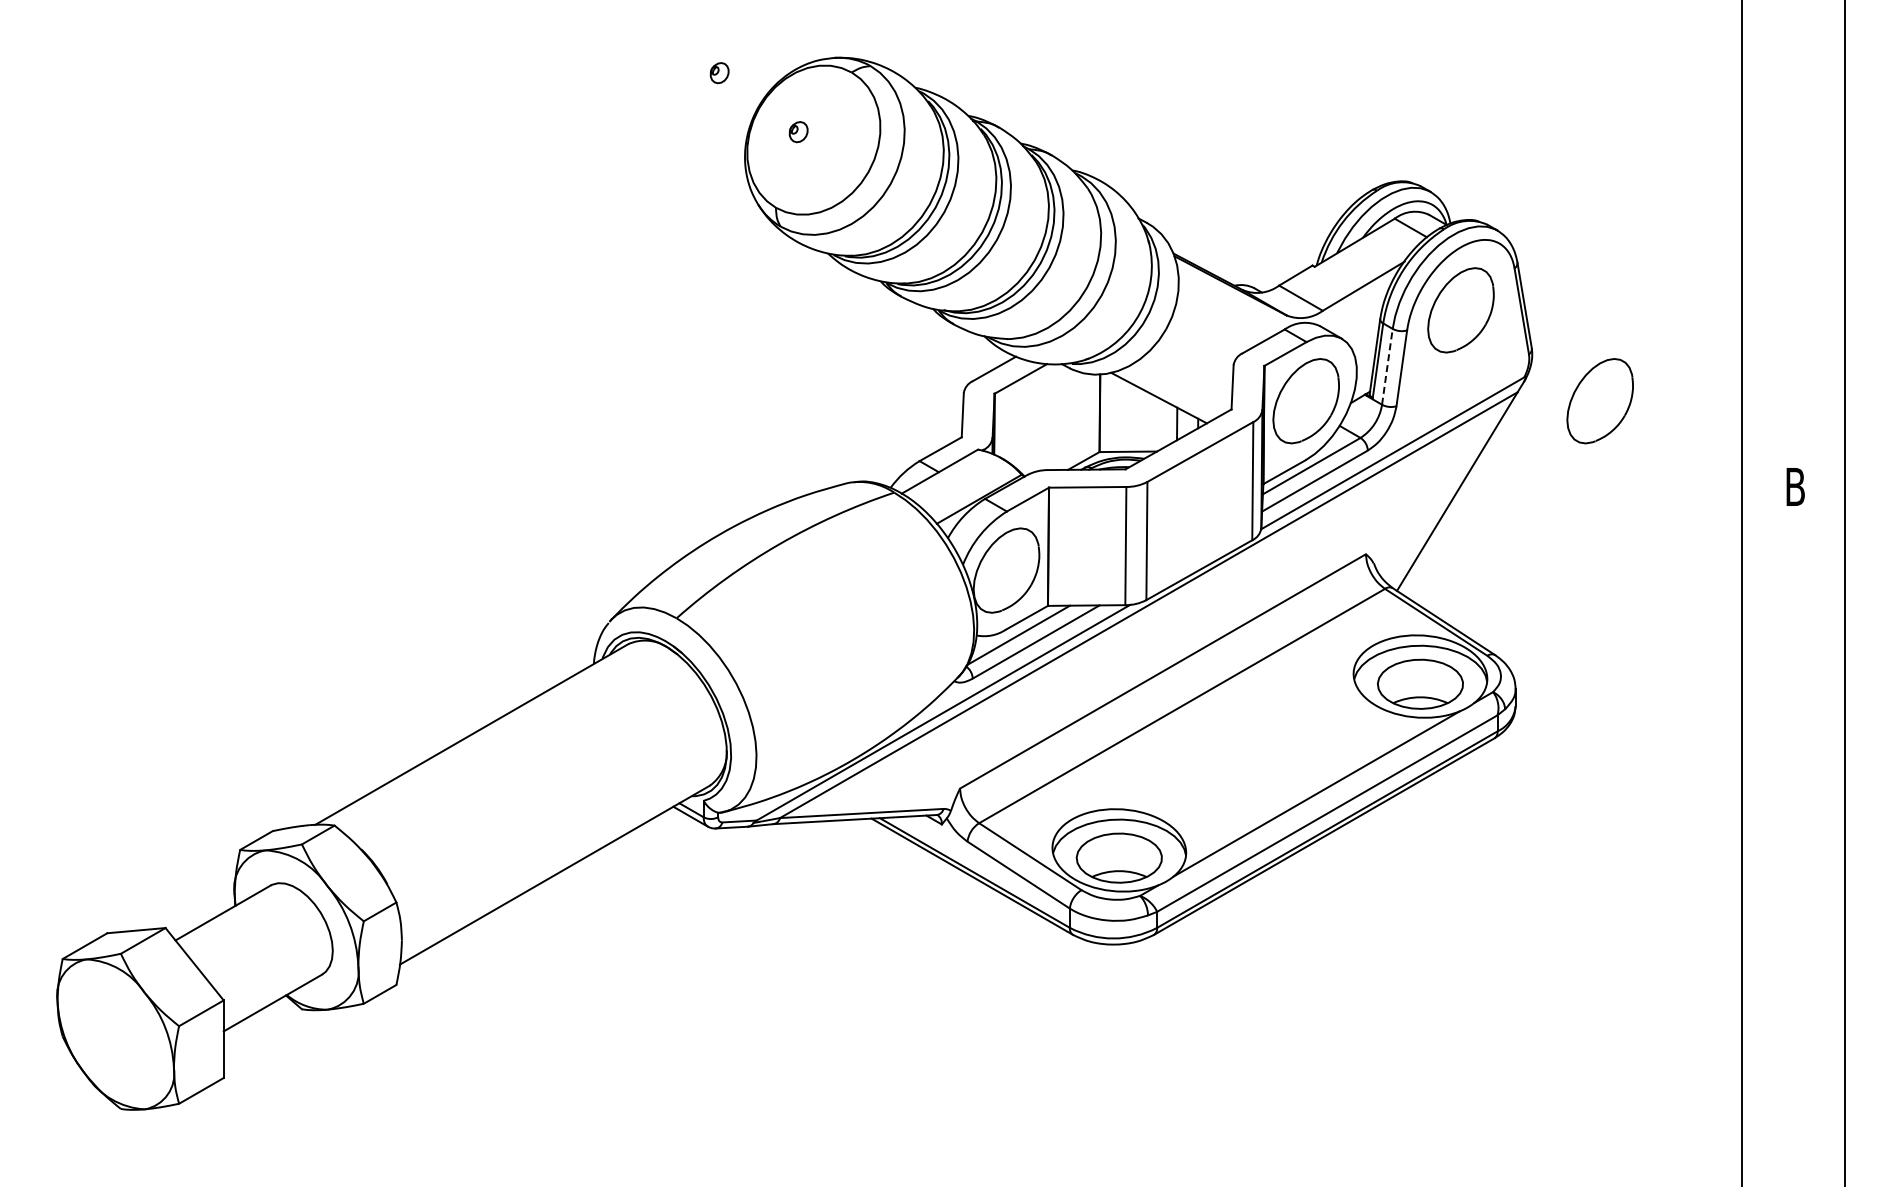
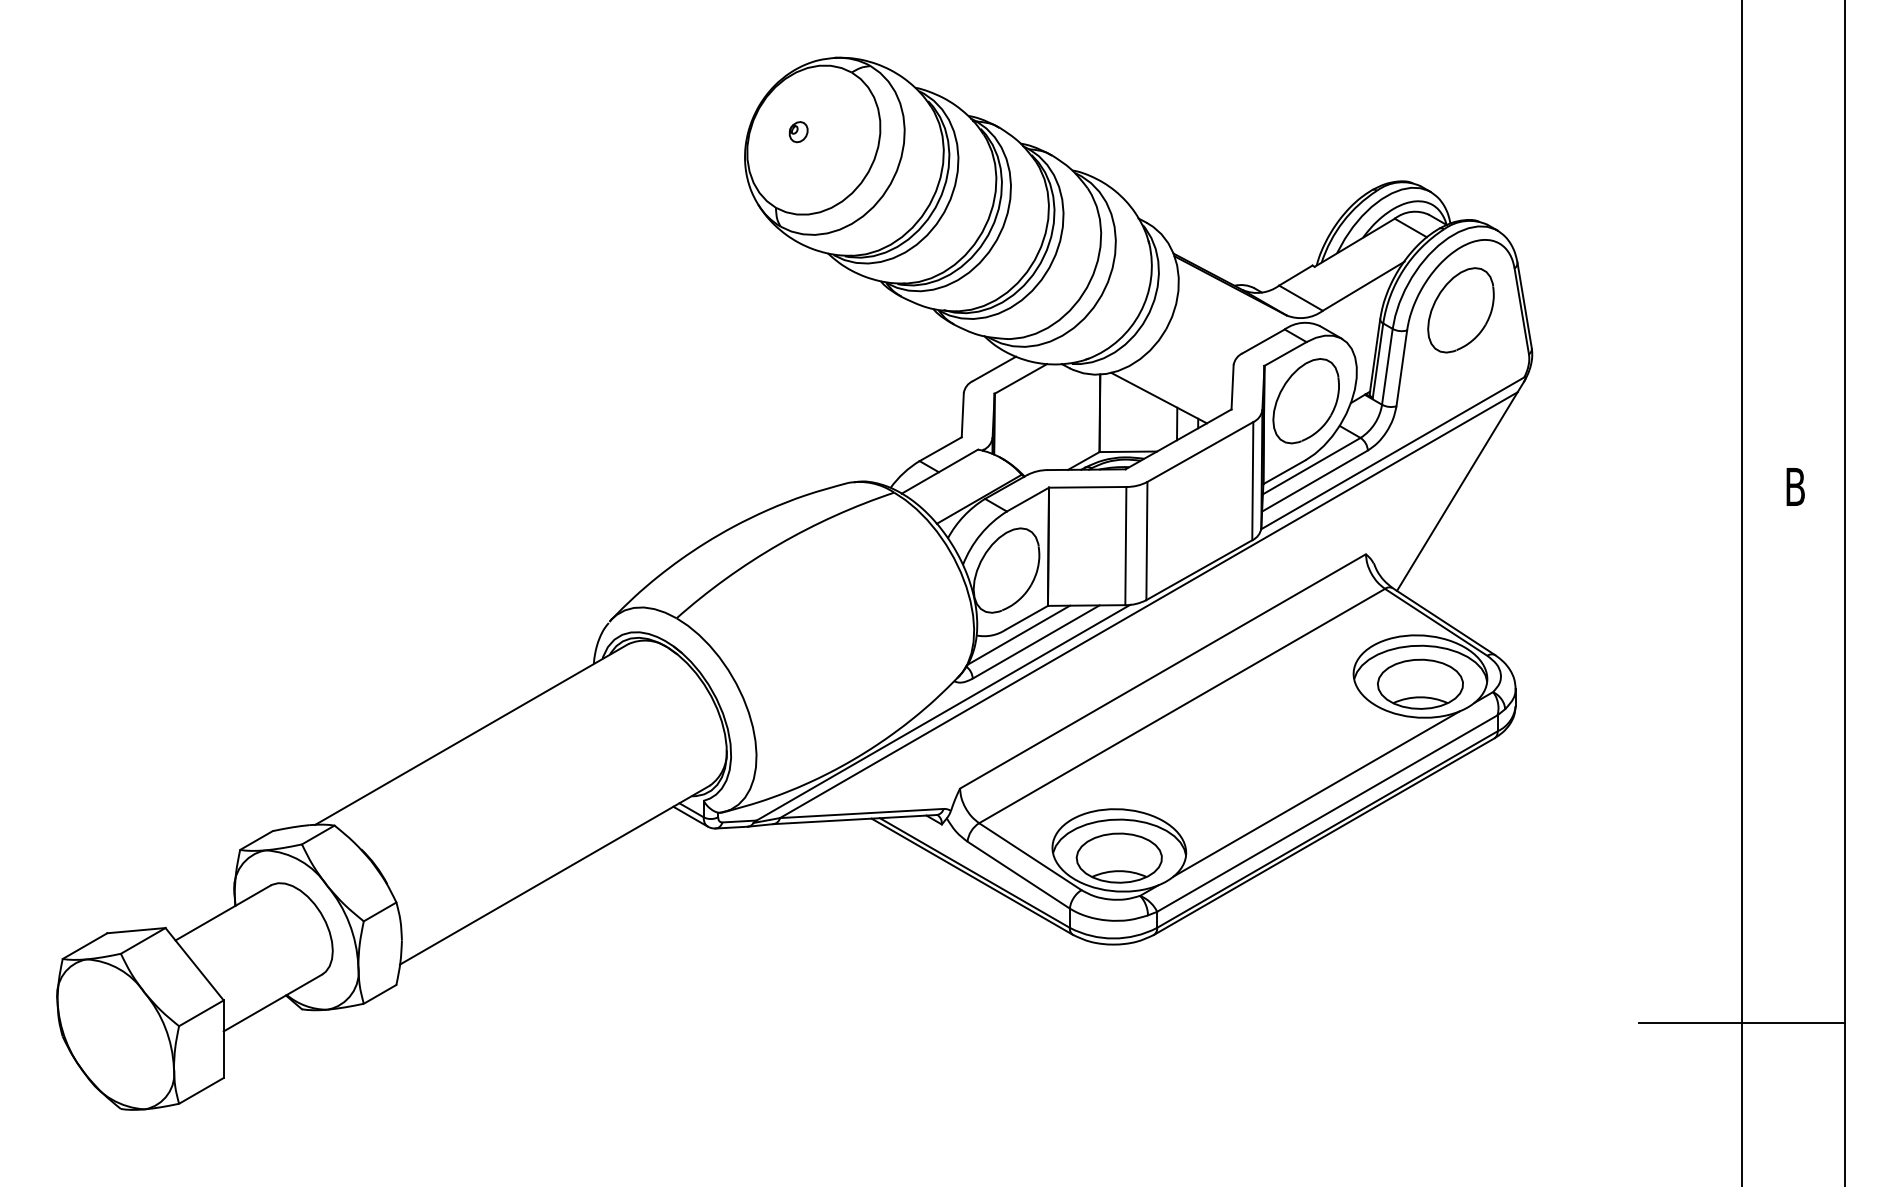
part: present -> none (719, 73)
line: dashed -> solid (1387, 366)
part: present -> none (1599, 401)
line: none -> present (1741, 1023)
